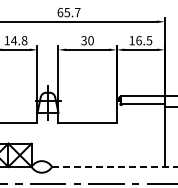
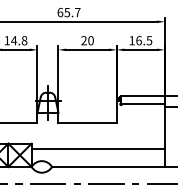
text: 30 -> 20 (83, 41)
line: none -> present (97, 149)
line: dashed -> solid (114, 166)
